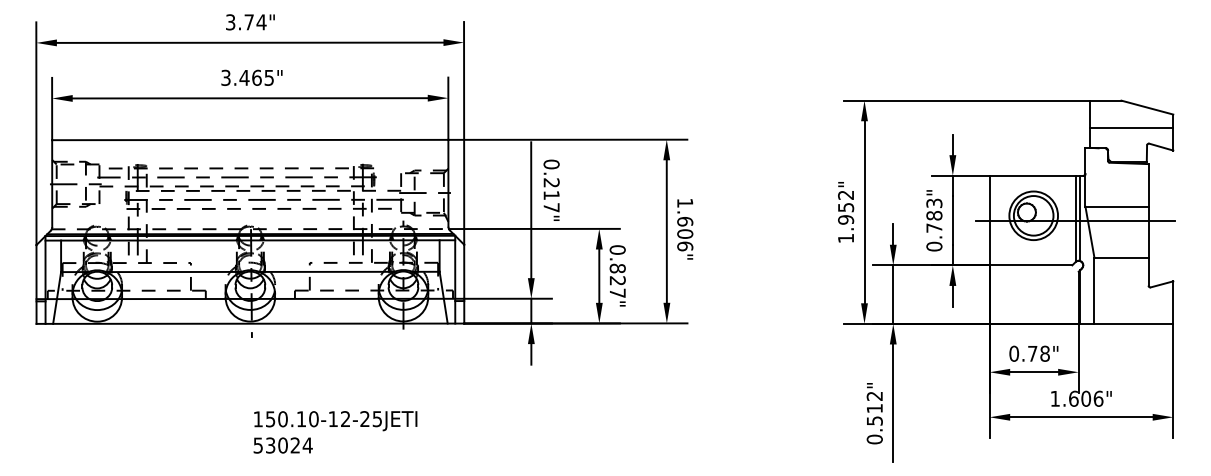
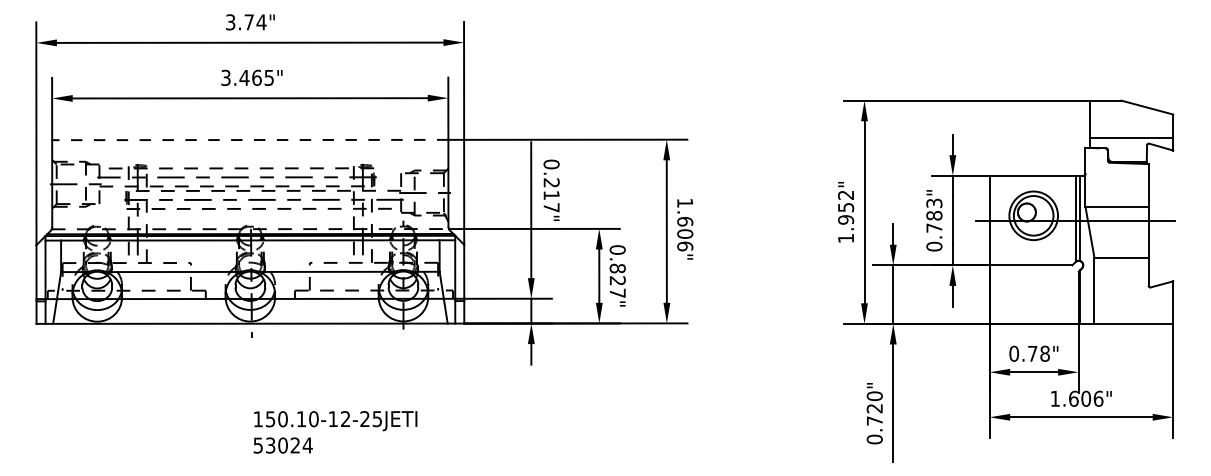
line position: (1131, 127) -> (1131, 137) (1131, 137)
line: solid -> dashed (249, 140)
text: 0.512" -> 0.720" (874, 408)
